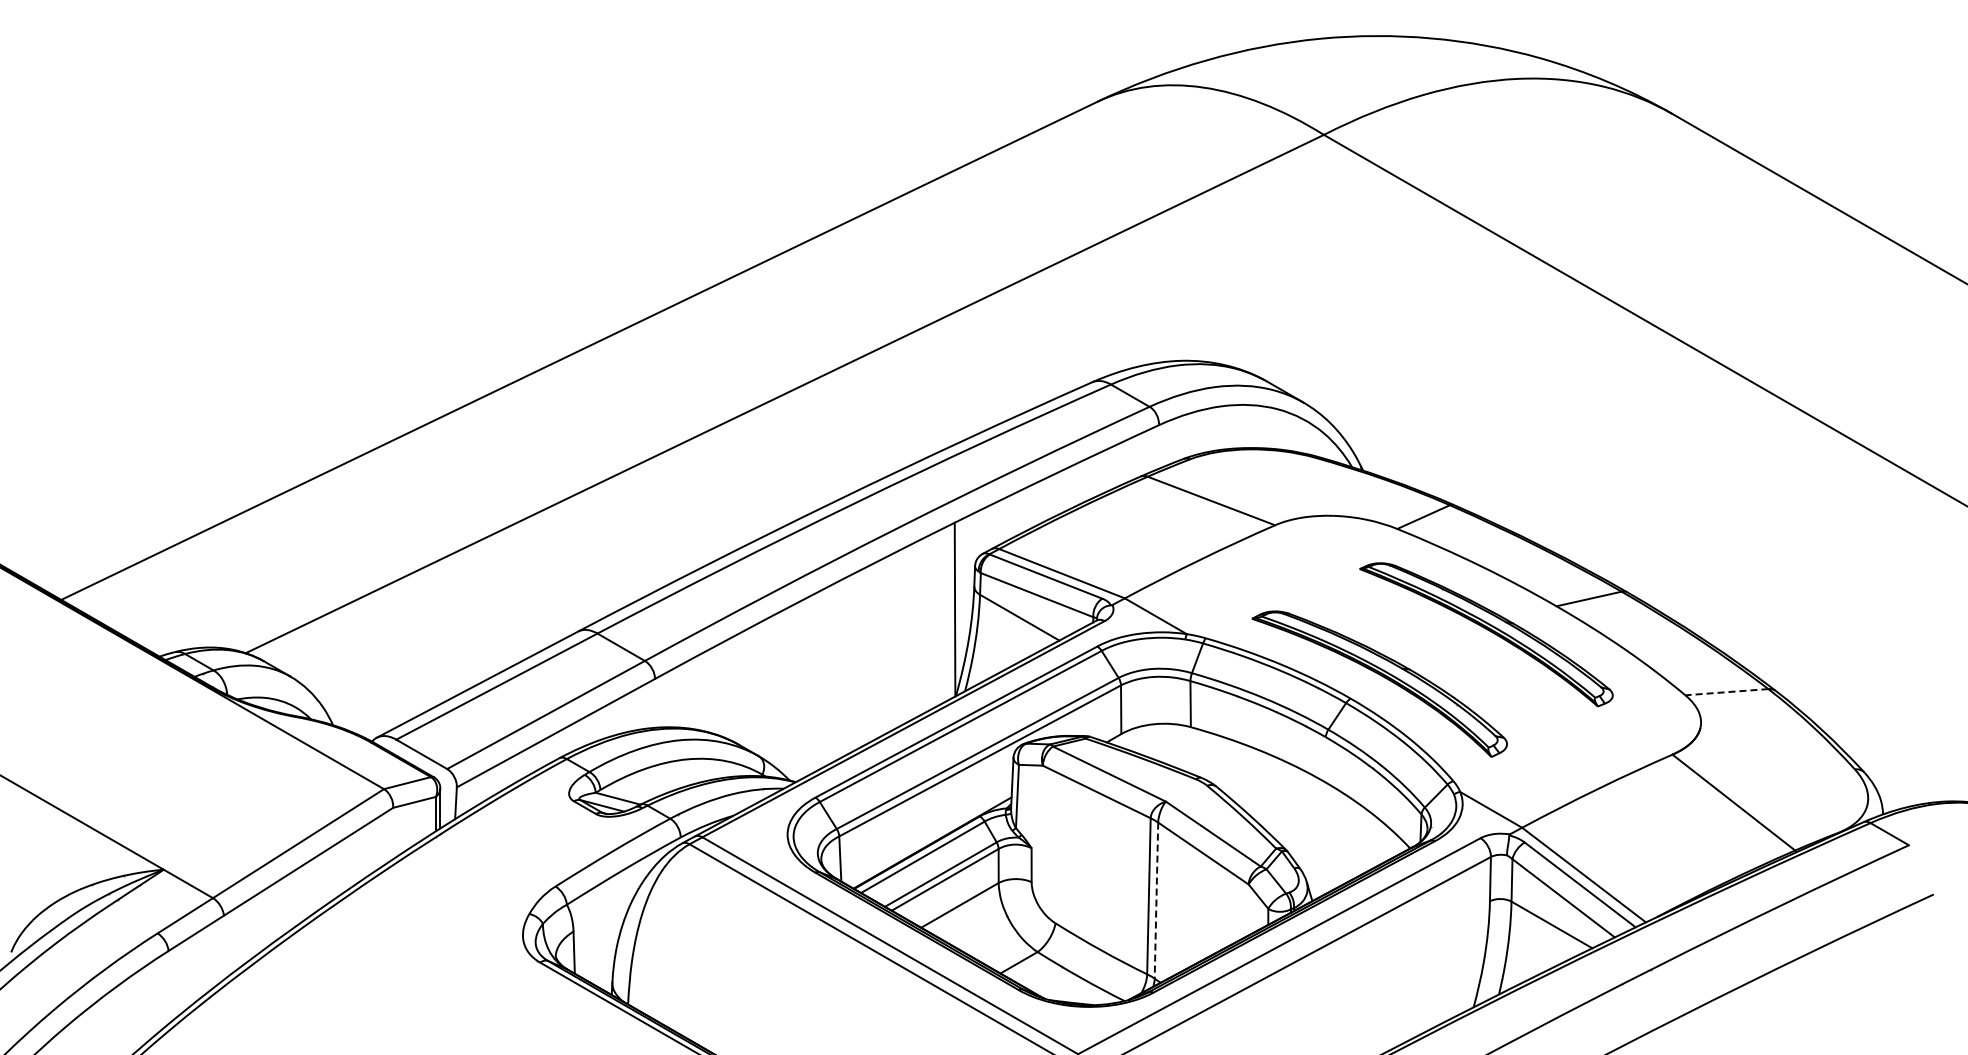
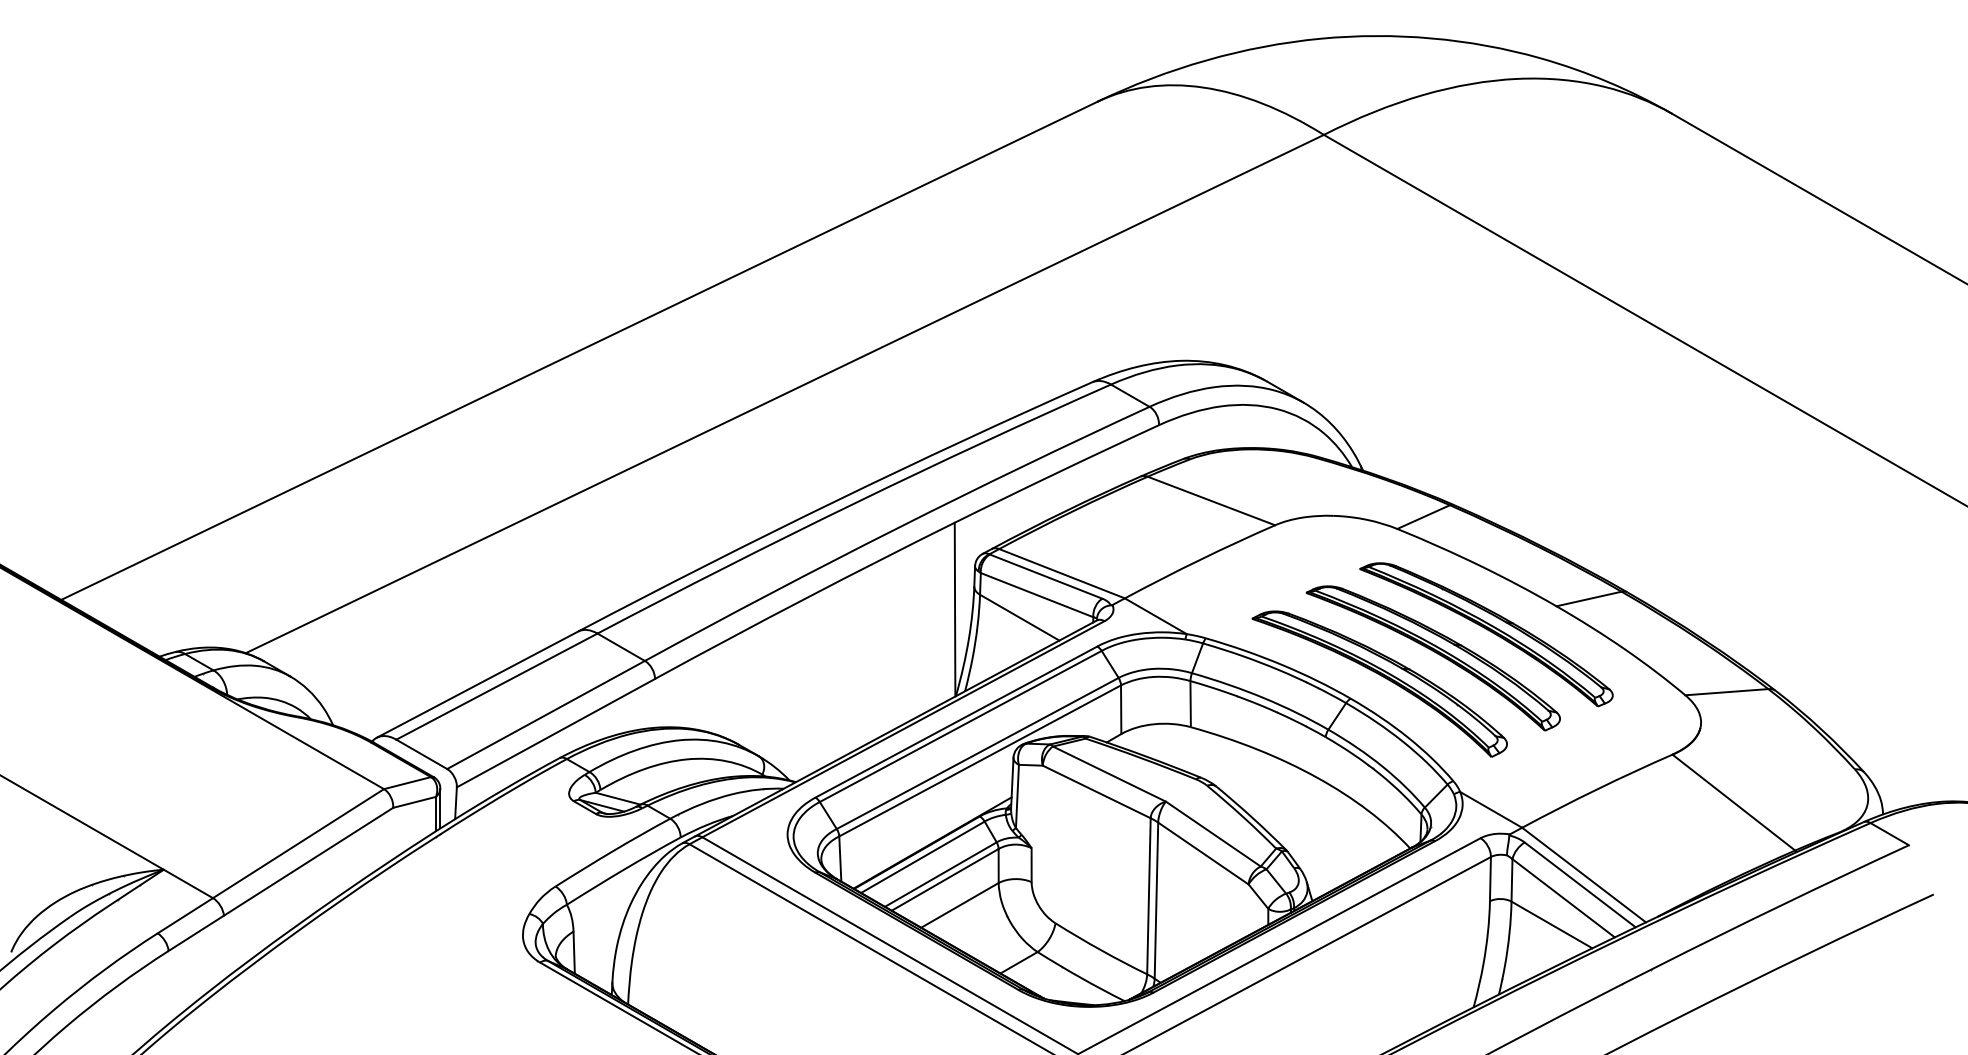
part: none -> present (1432, 658)
line: dashed -> solid (1726, 692)
line: dashed -> solid (1156, 901)
